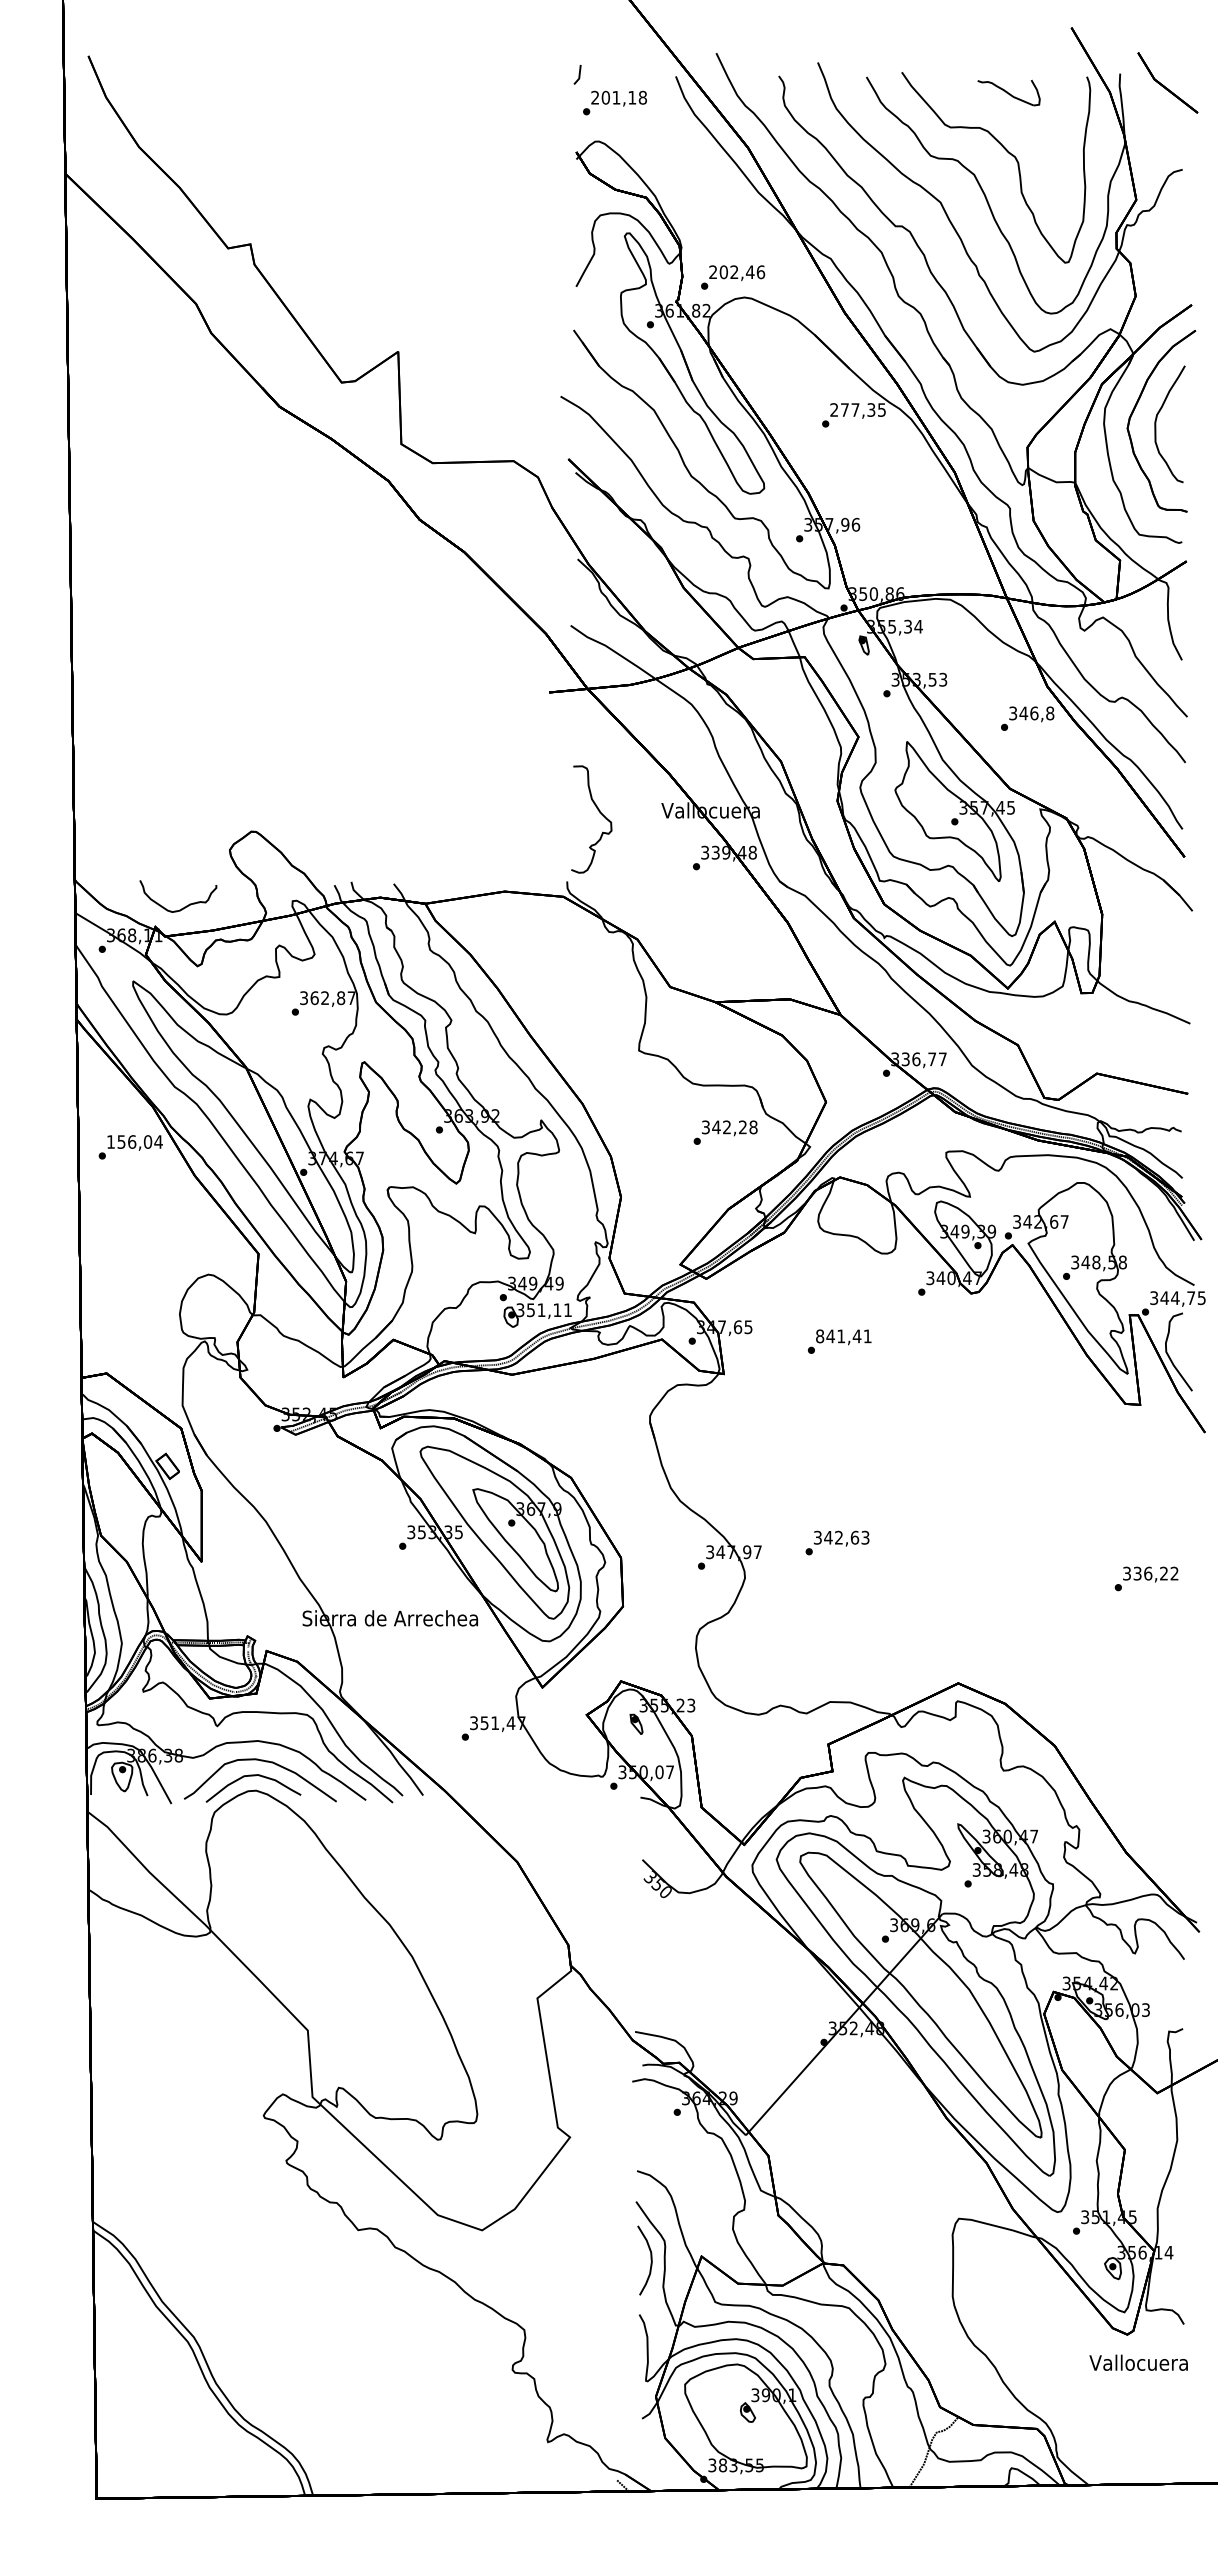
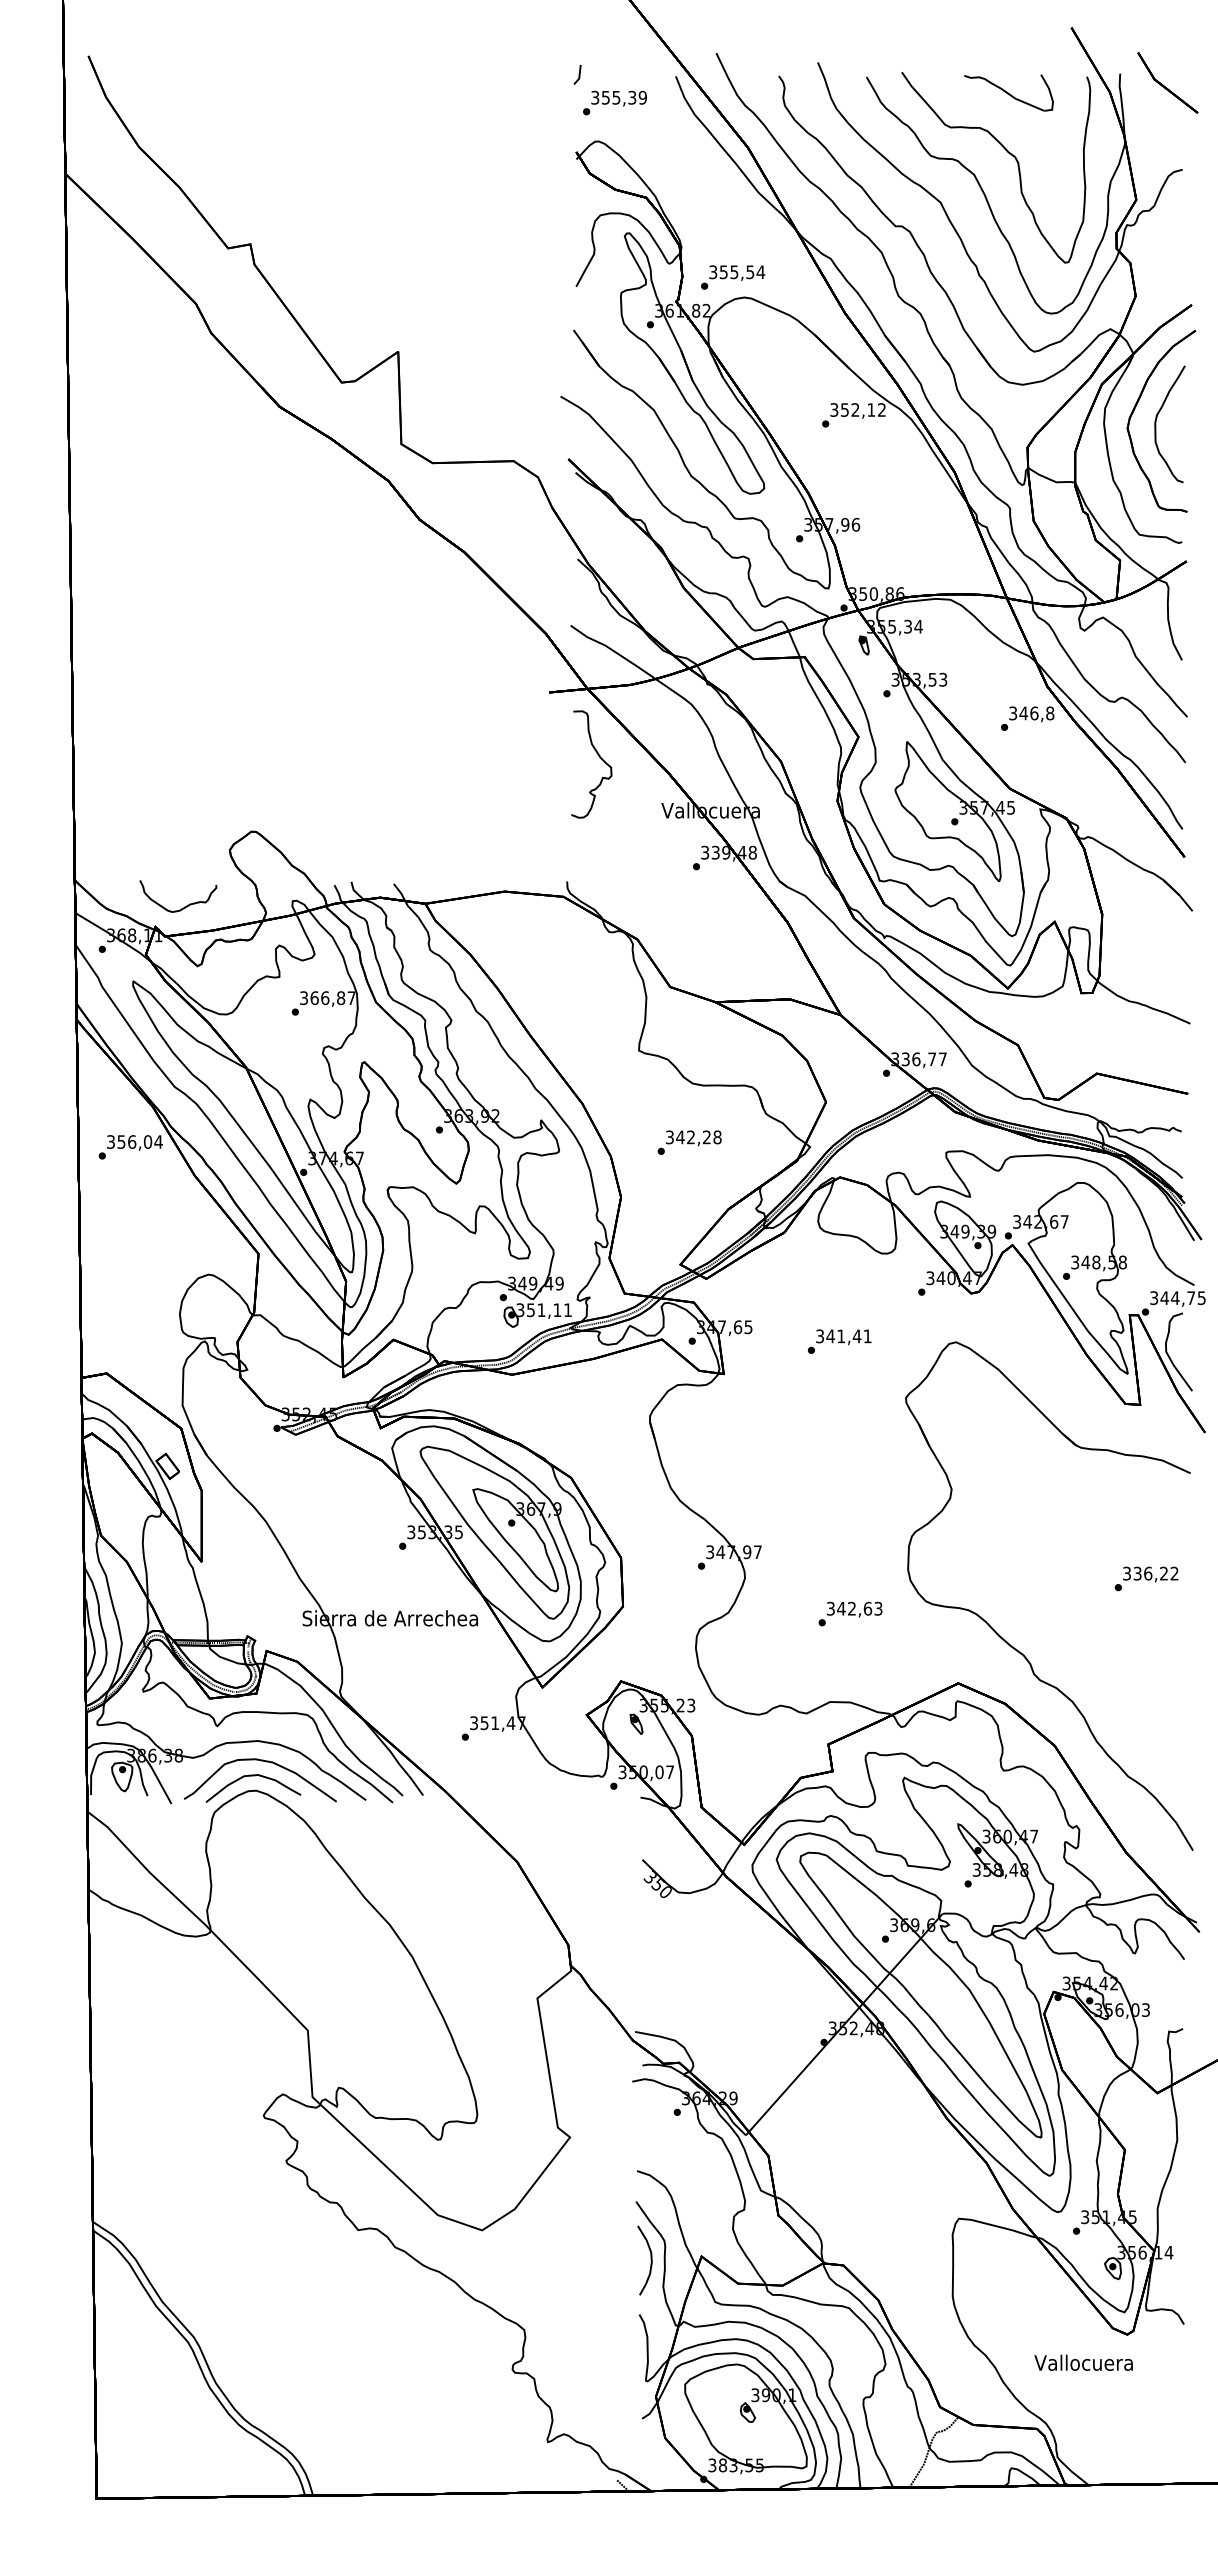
part size: 64x27 px -> 90x38 px (1008, 92)
text: 201,18 -> 355,39 (618, 97)
text: 202,46 -> 355,54 (737, 272)
text: 277,35 -> 352,12 (857, 409)
curve position: (598, 811) -> (598, 756) (598, 756)
text: 362,87 -> 366,87 (325, 998)
text position: (725, 1132) -> (689, 1142) (689, 1142)
text: 156,04 -> 356,04 (110, 1141)
text: 841,41 -> 341,41 (820, 1336)
text position: (837, 1542) -> (850, 1613) (850, 1613)
part: none -> present (1007, 1641)
text position: (1138, 2362) -> (1083, 2362) (1083, 2362)
